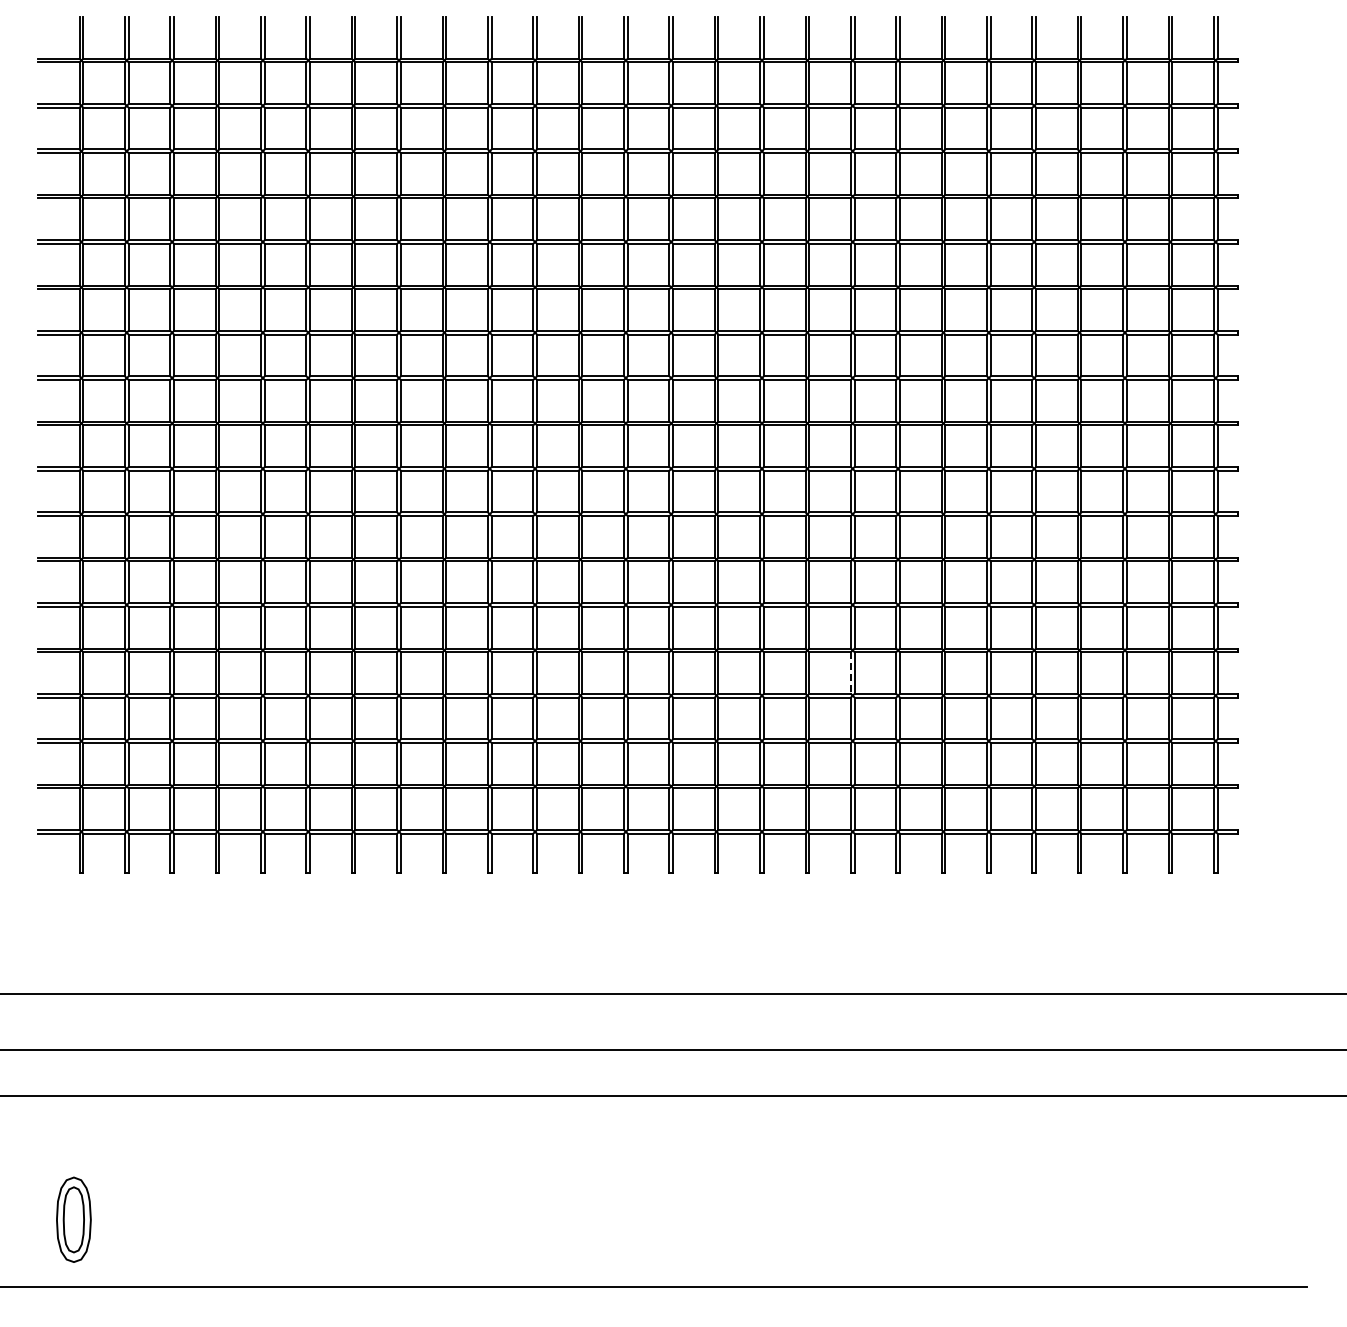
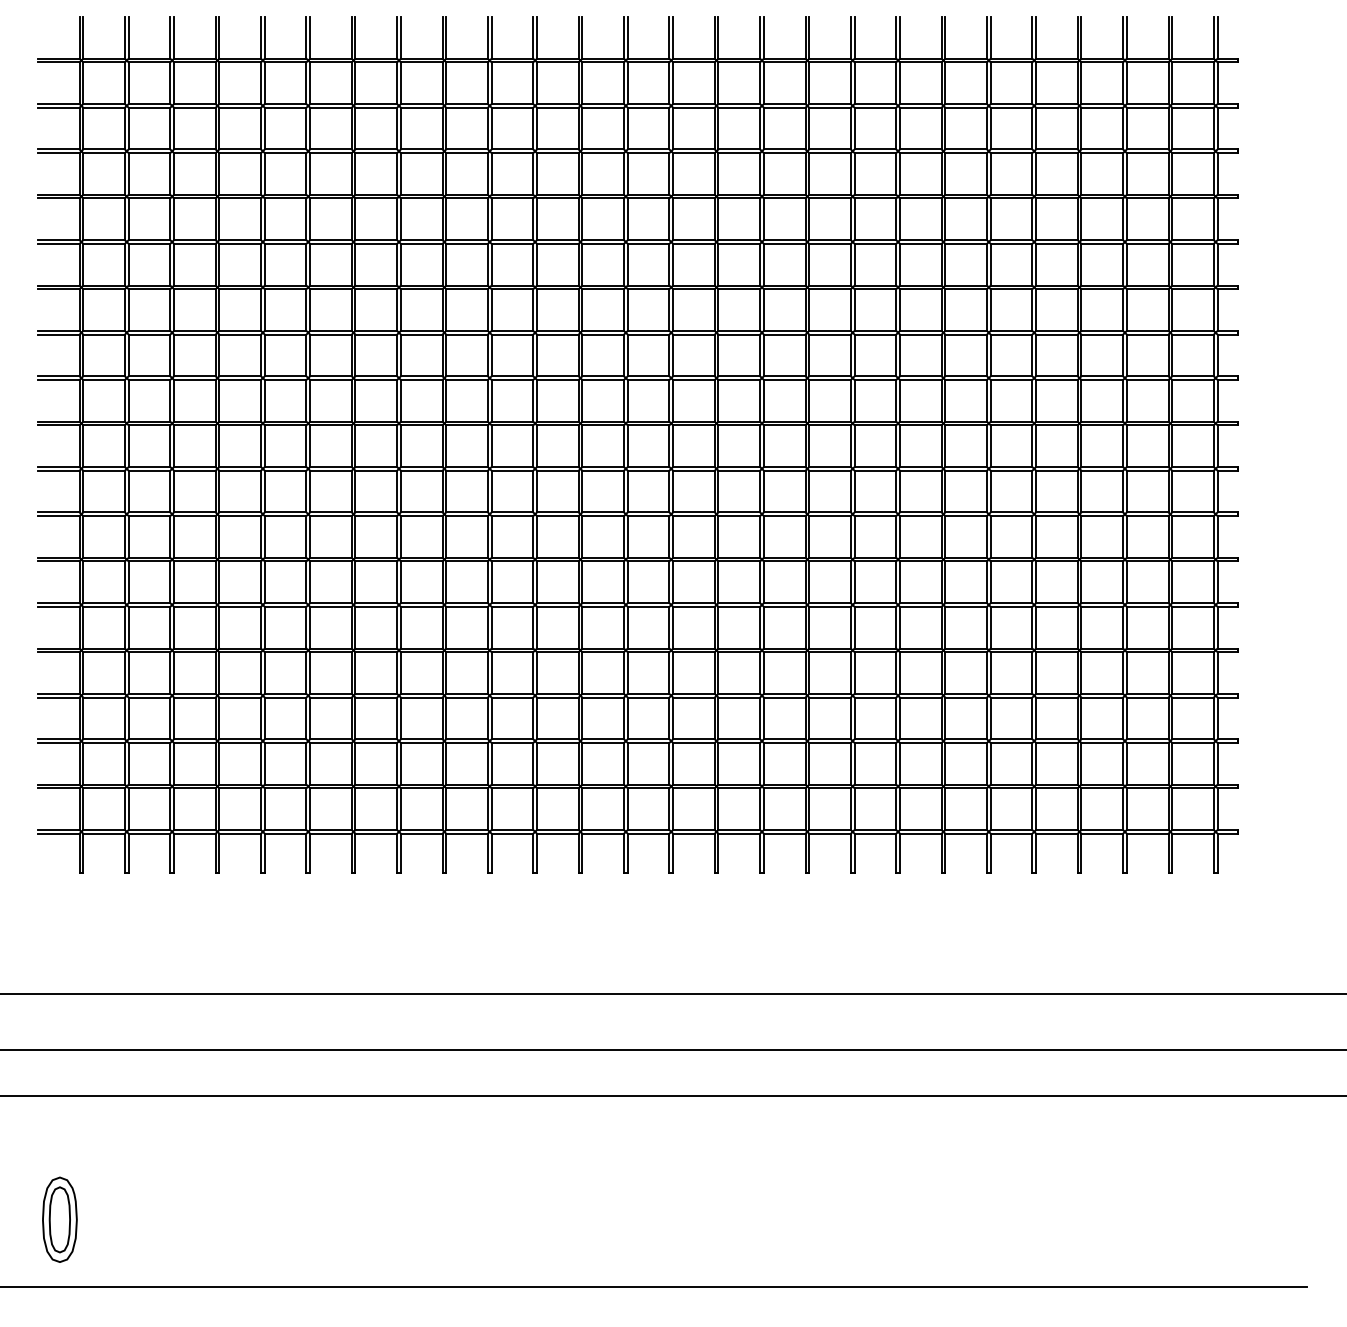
line: dashed -> solid (850, 673)
part position: (73, 1219) -> (59, 1219) (59, 1219)
